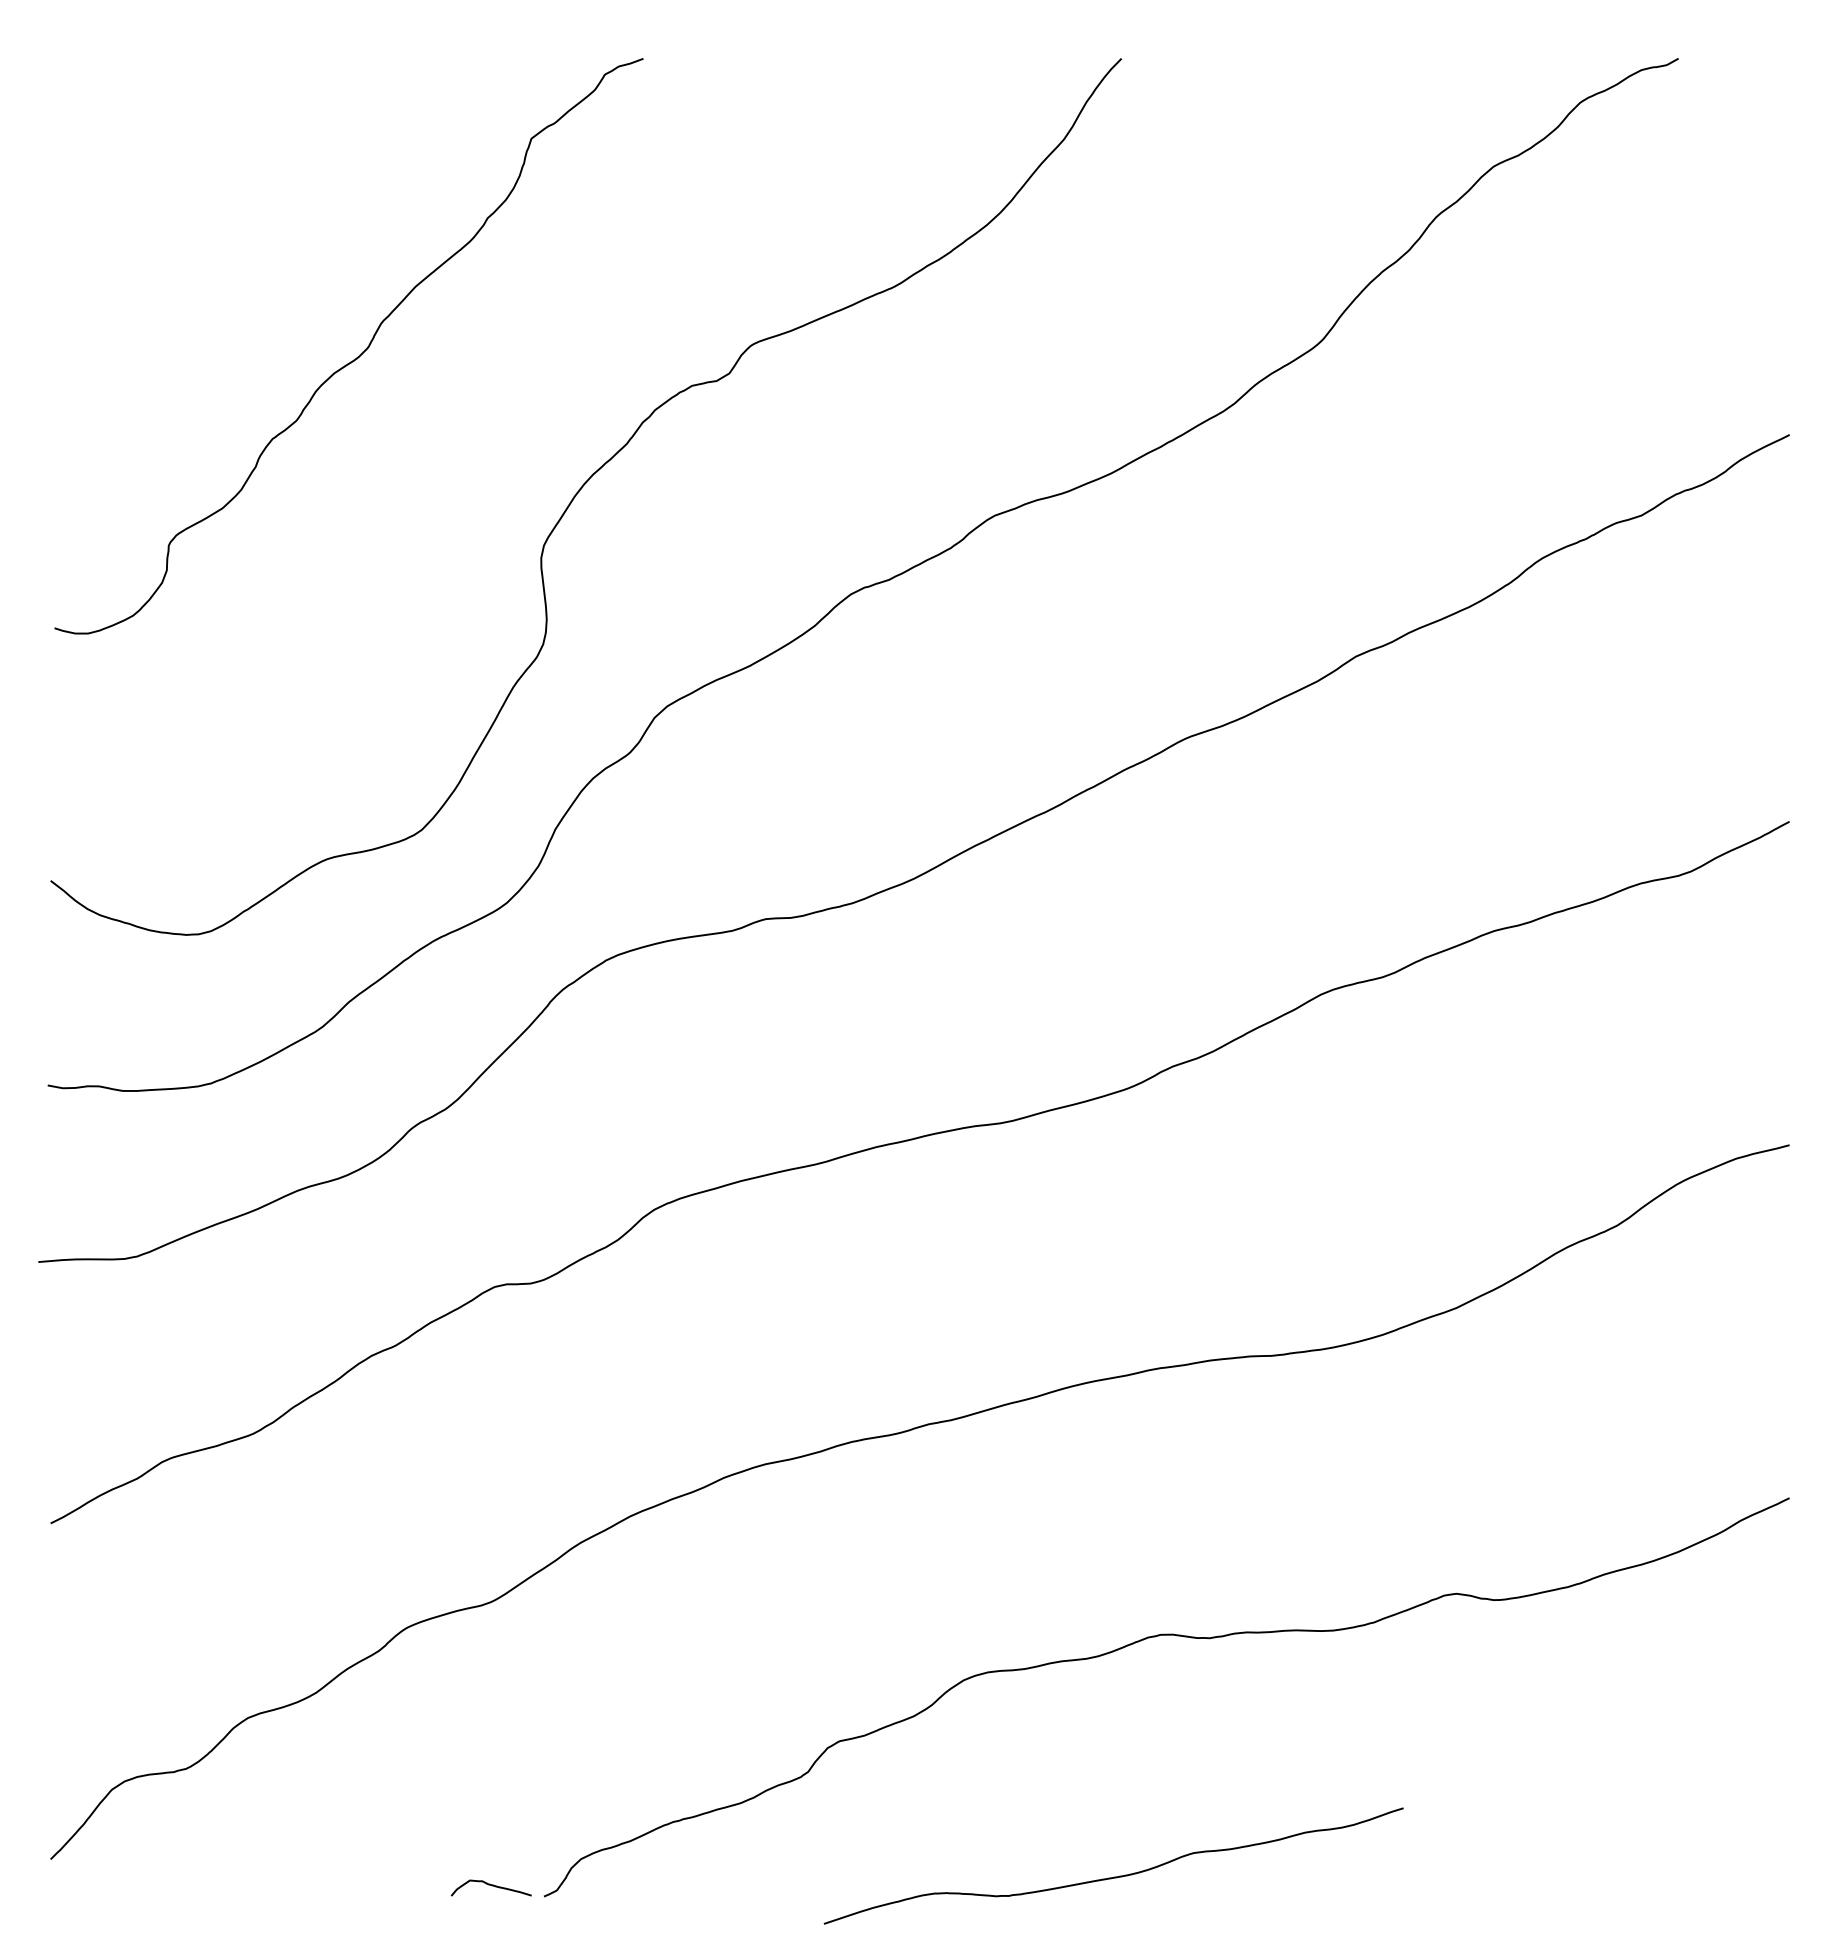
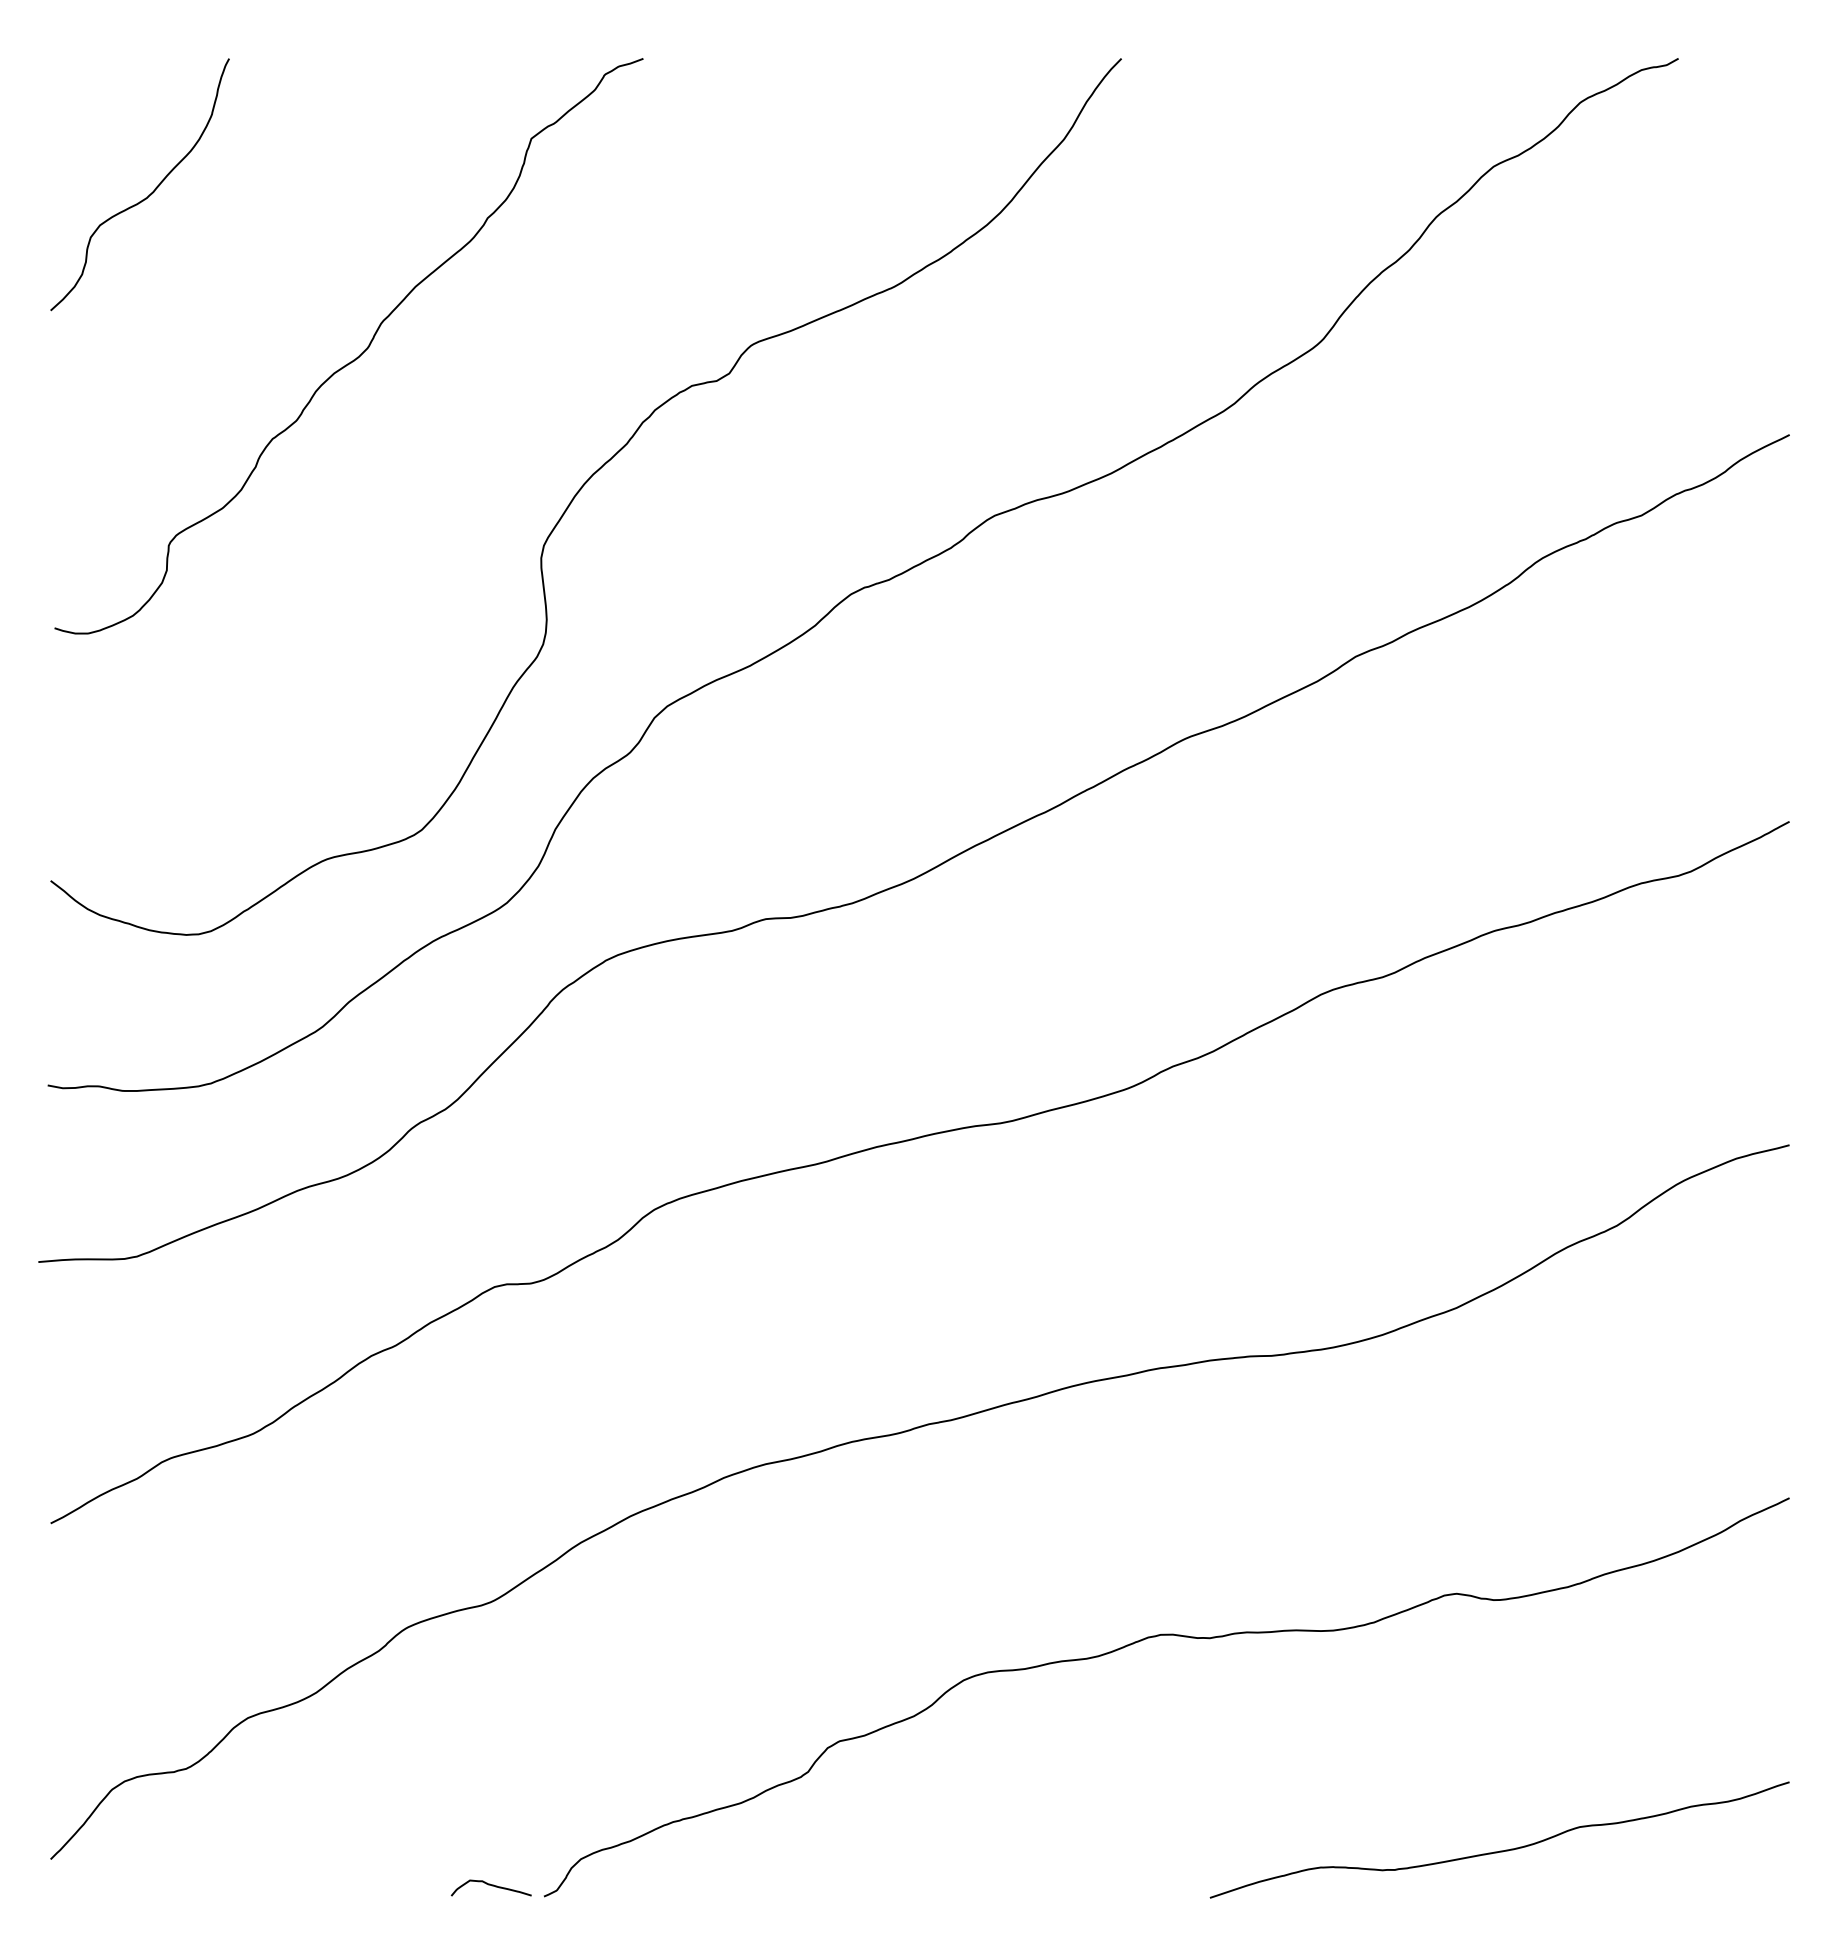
curve: none -> present (149, 194)
curve position: (1113, 1876) -> (1499, 1850) (1499, 1850)
